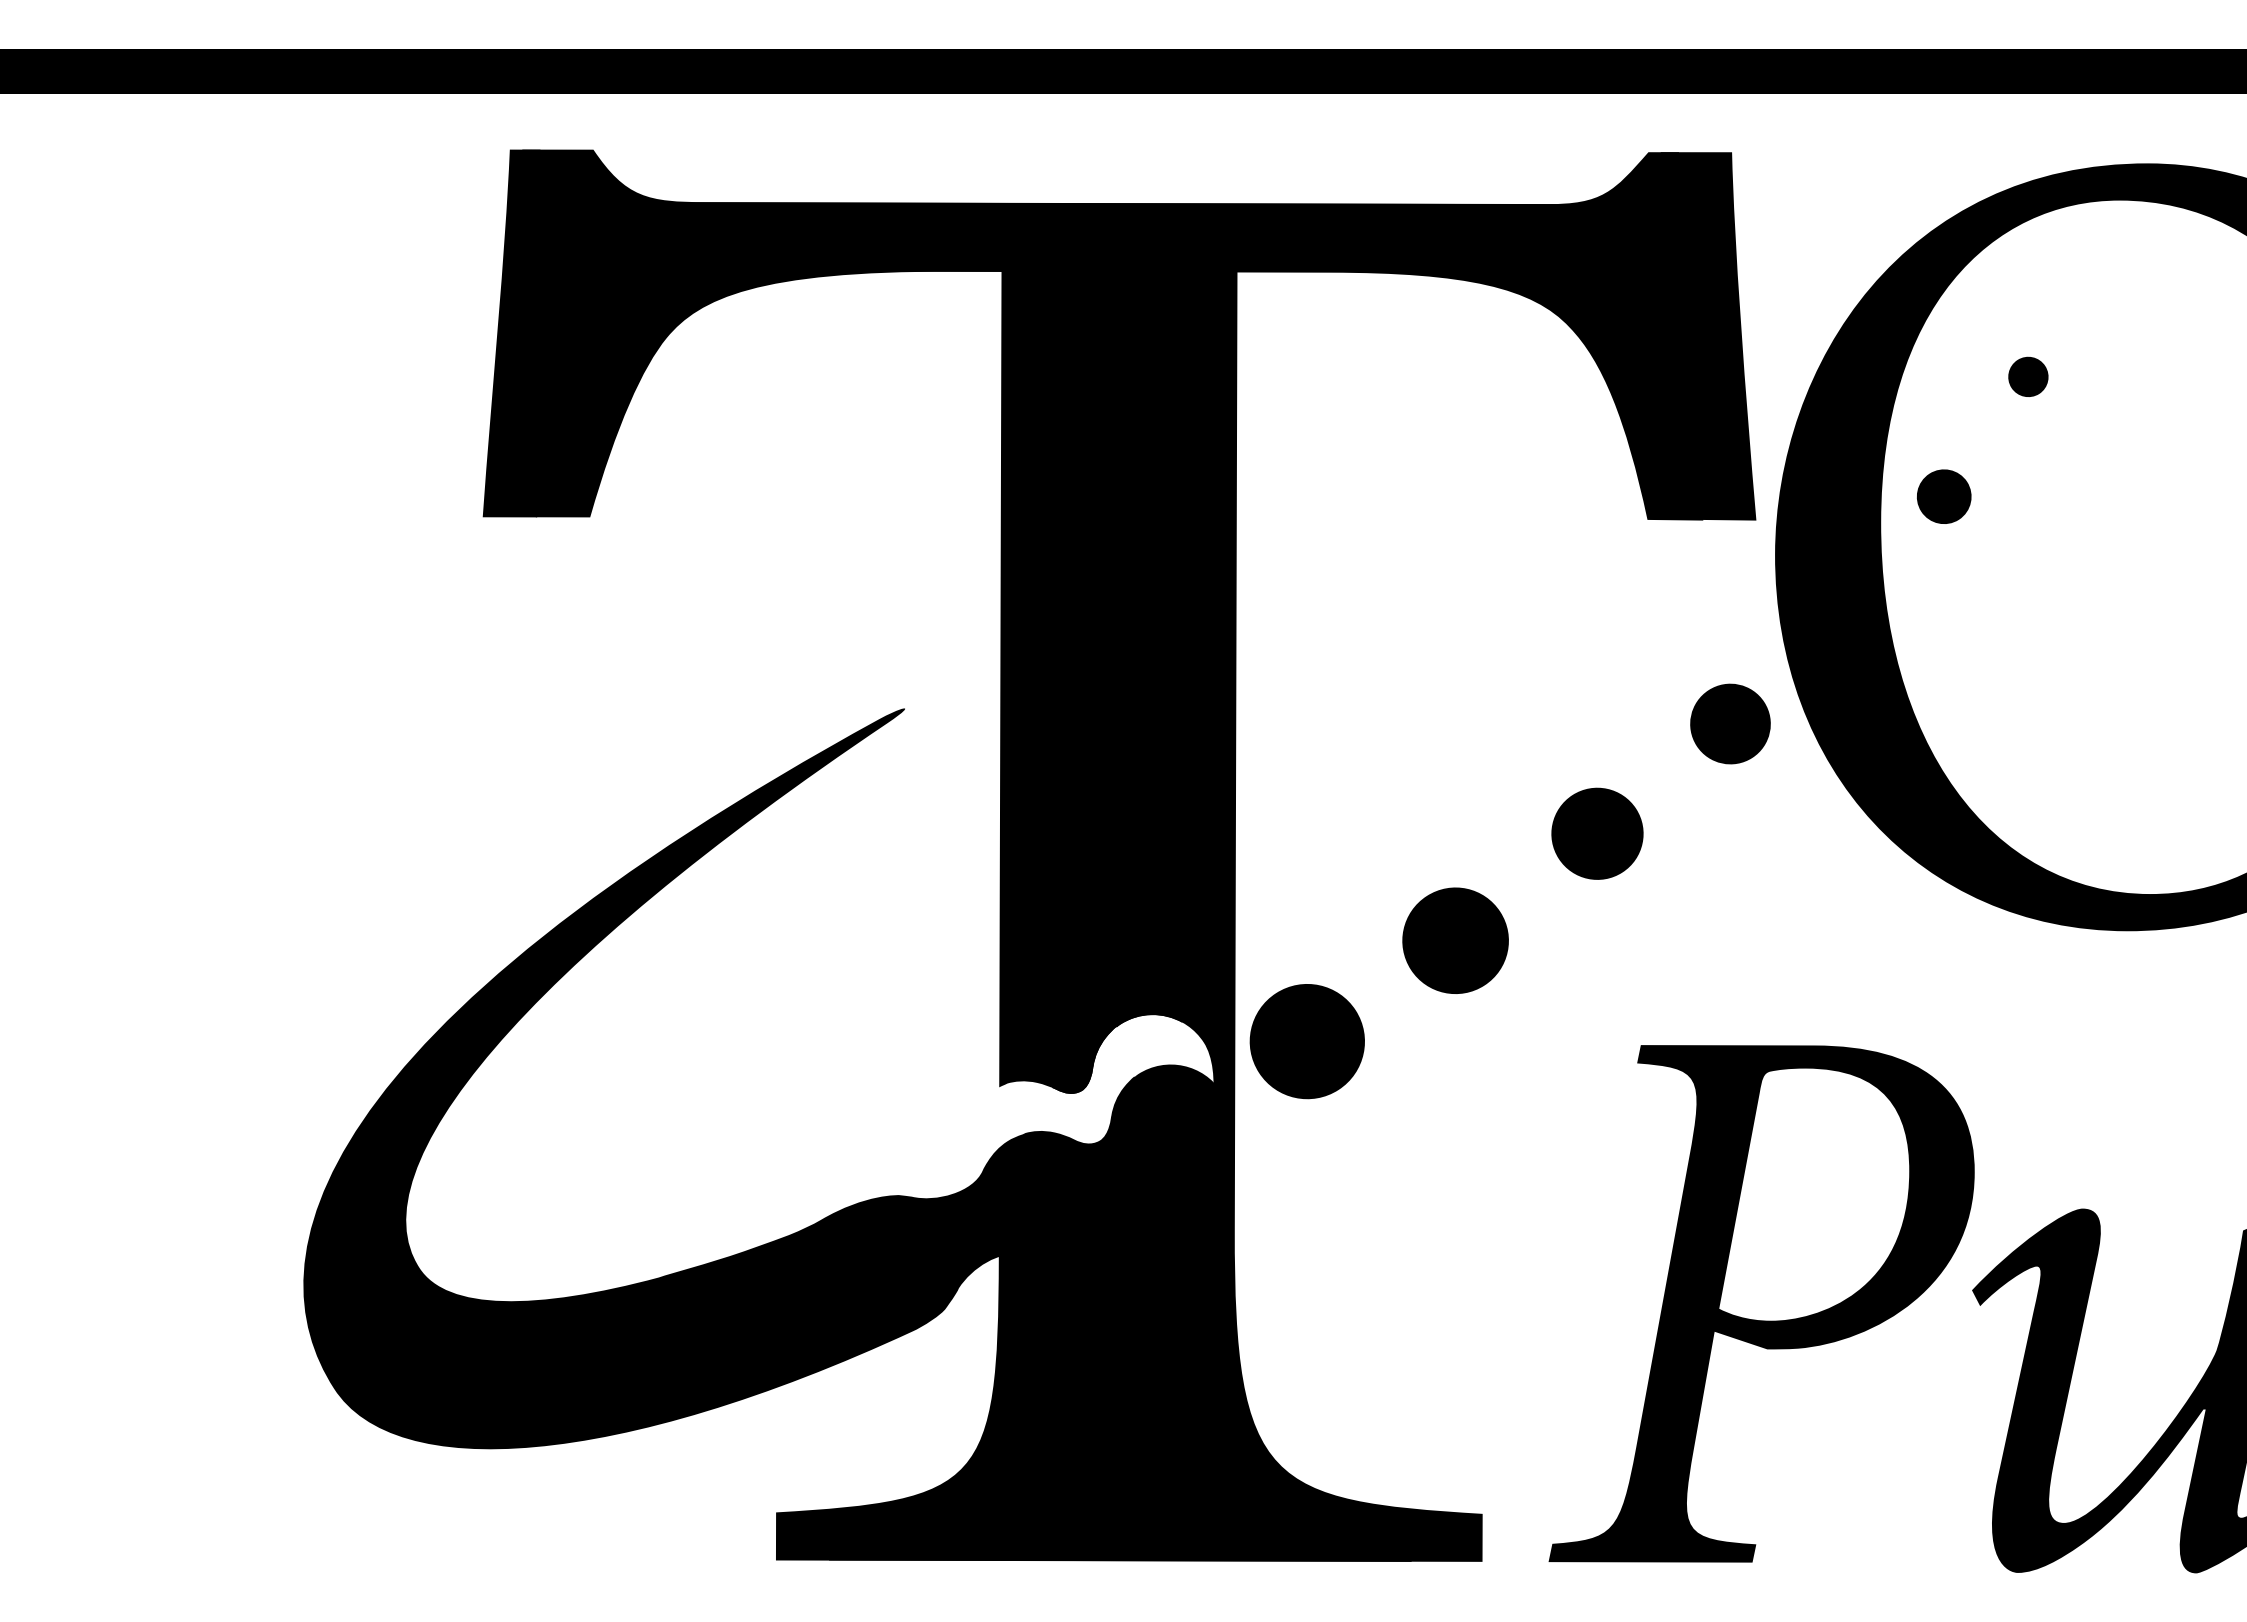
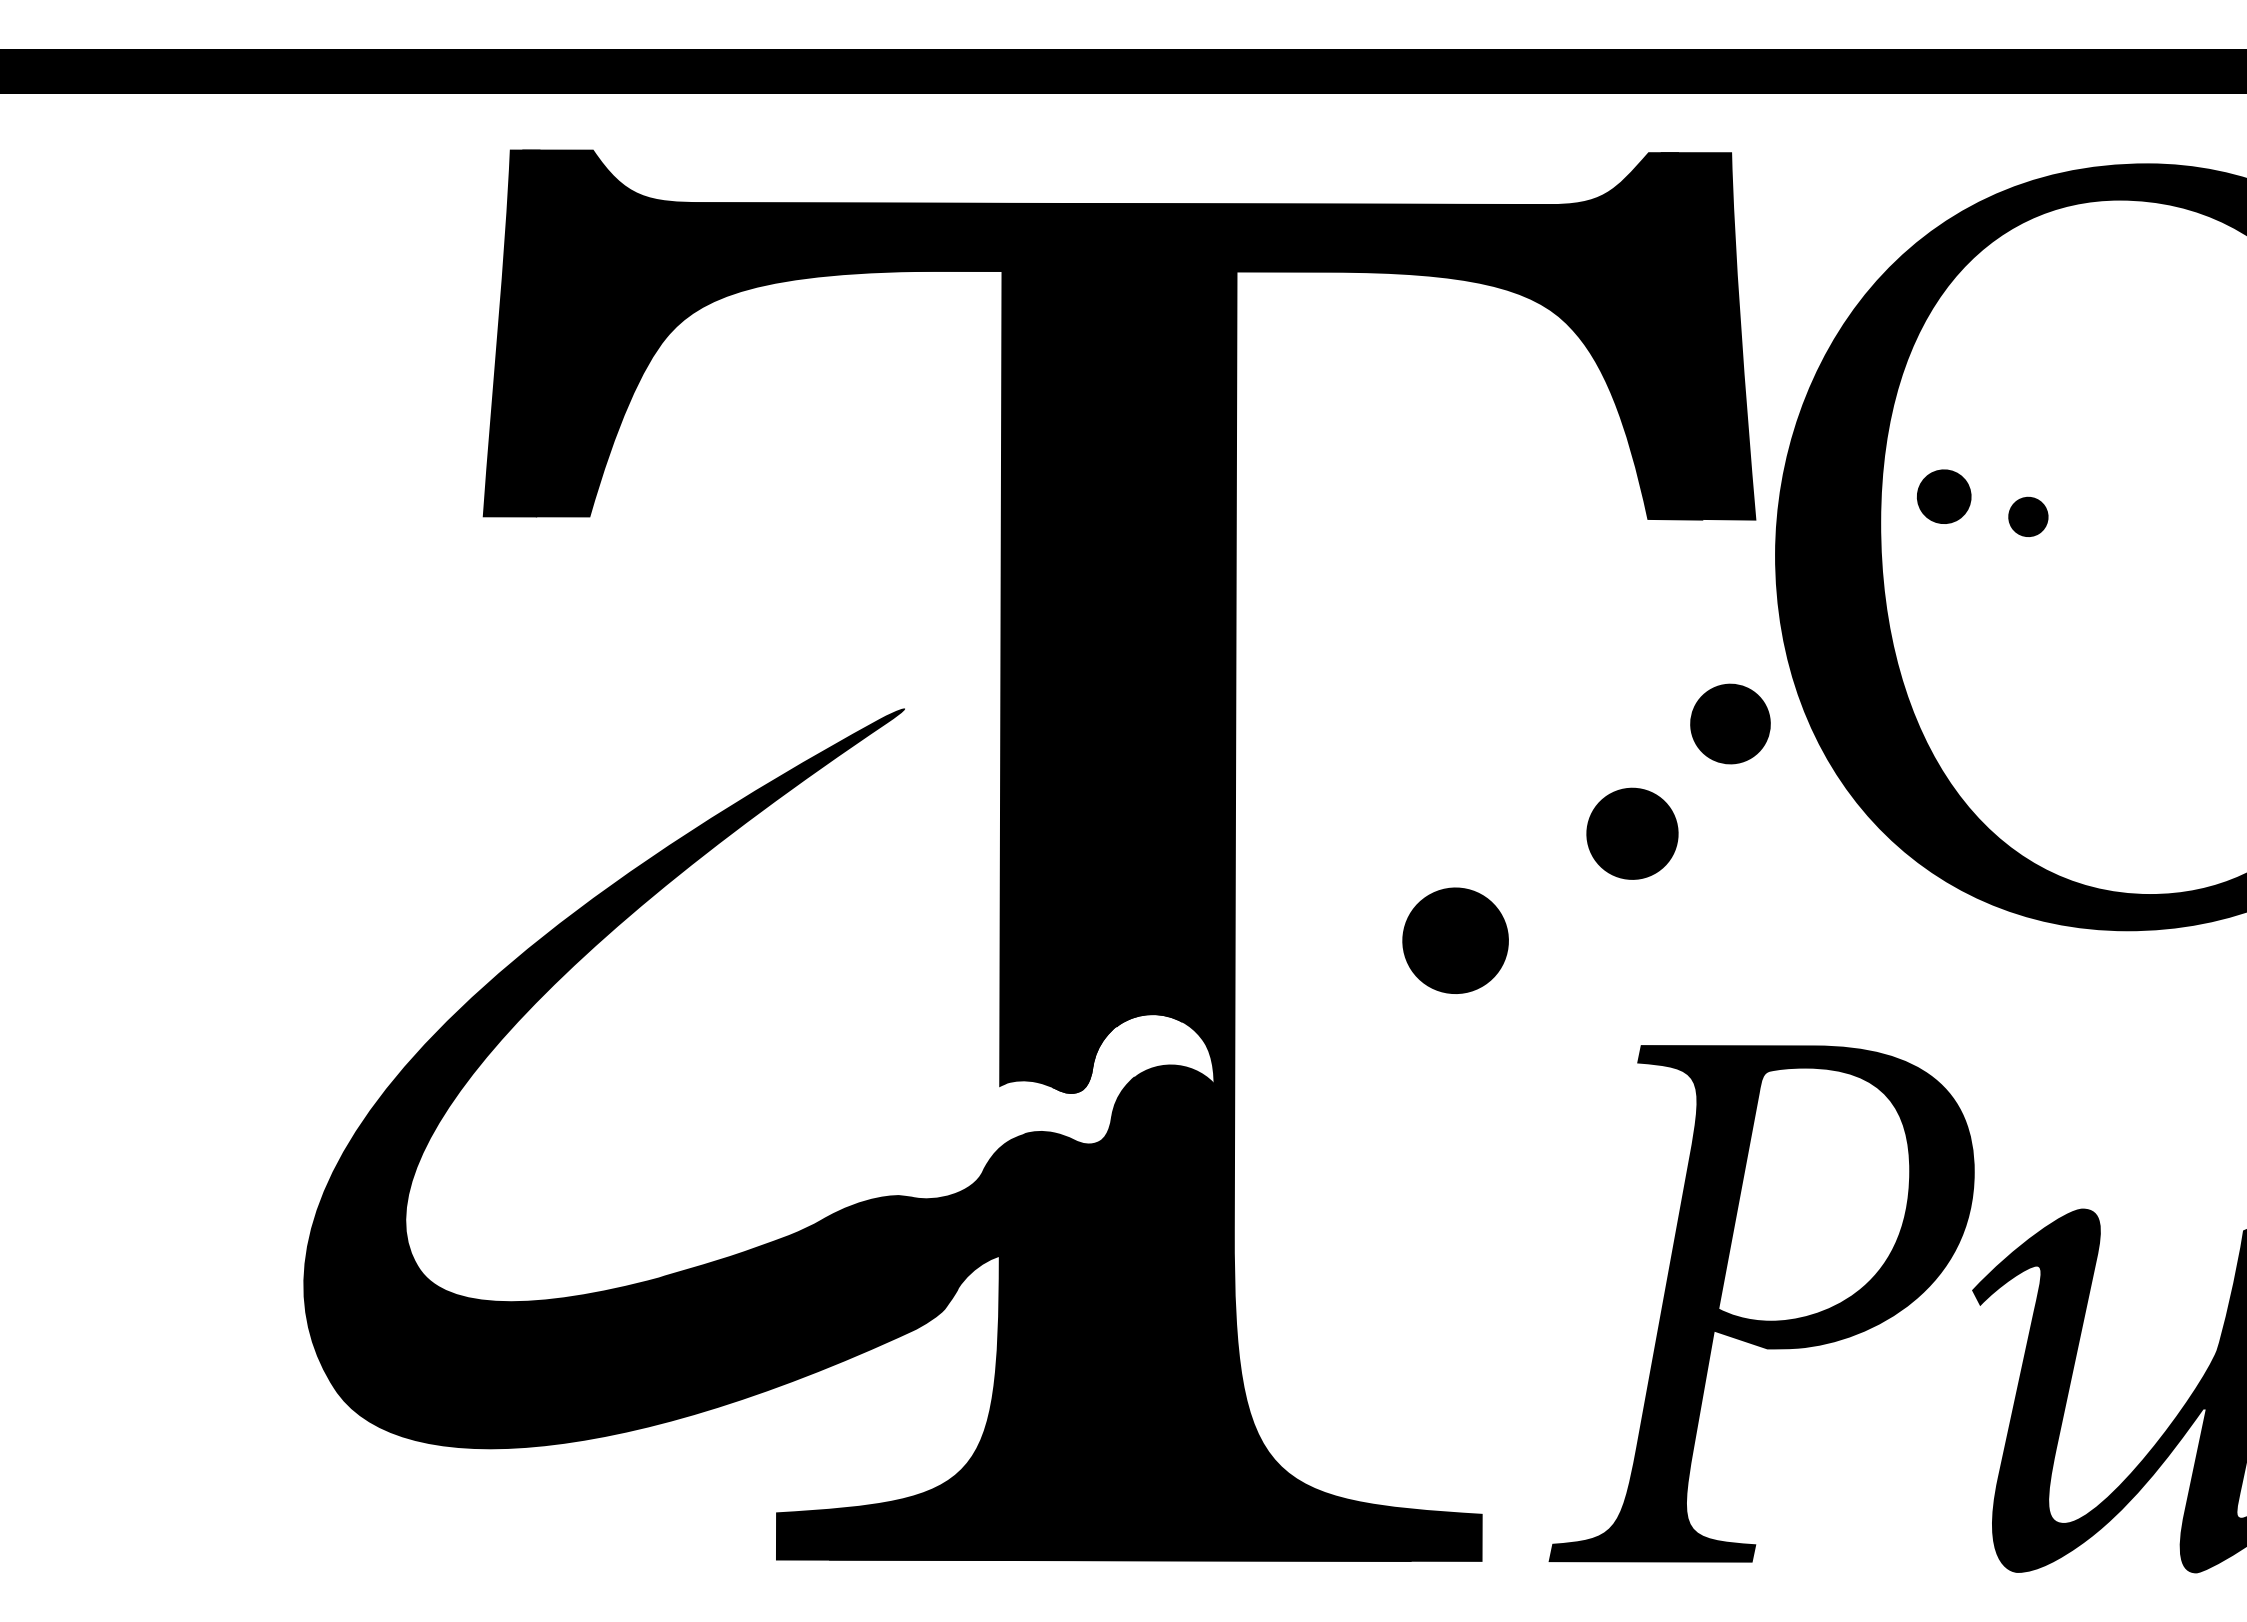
part position: (2028, 376) -> (2028, 516) (2028, 516)
part position: (1597, 833) -> (1632, 833) (1632, 833)
fill: present -> none (1306, 1041)
